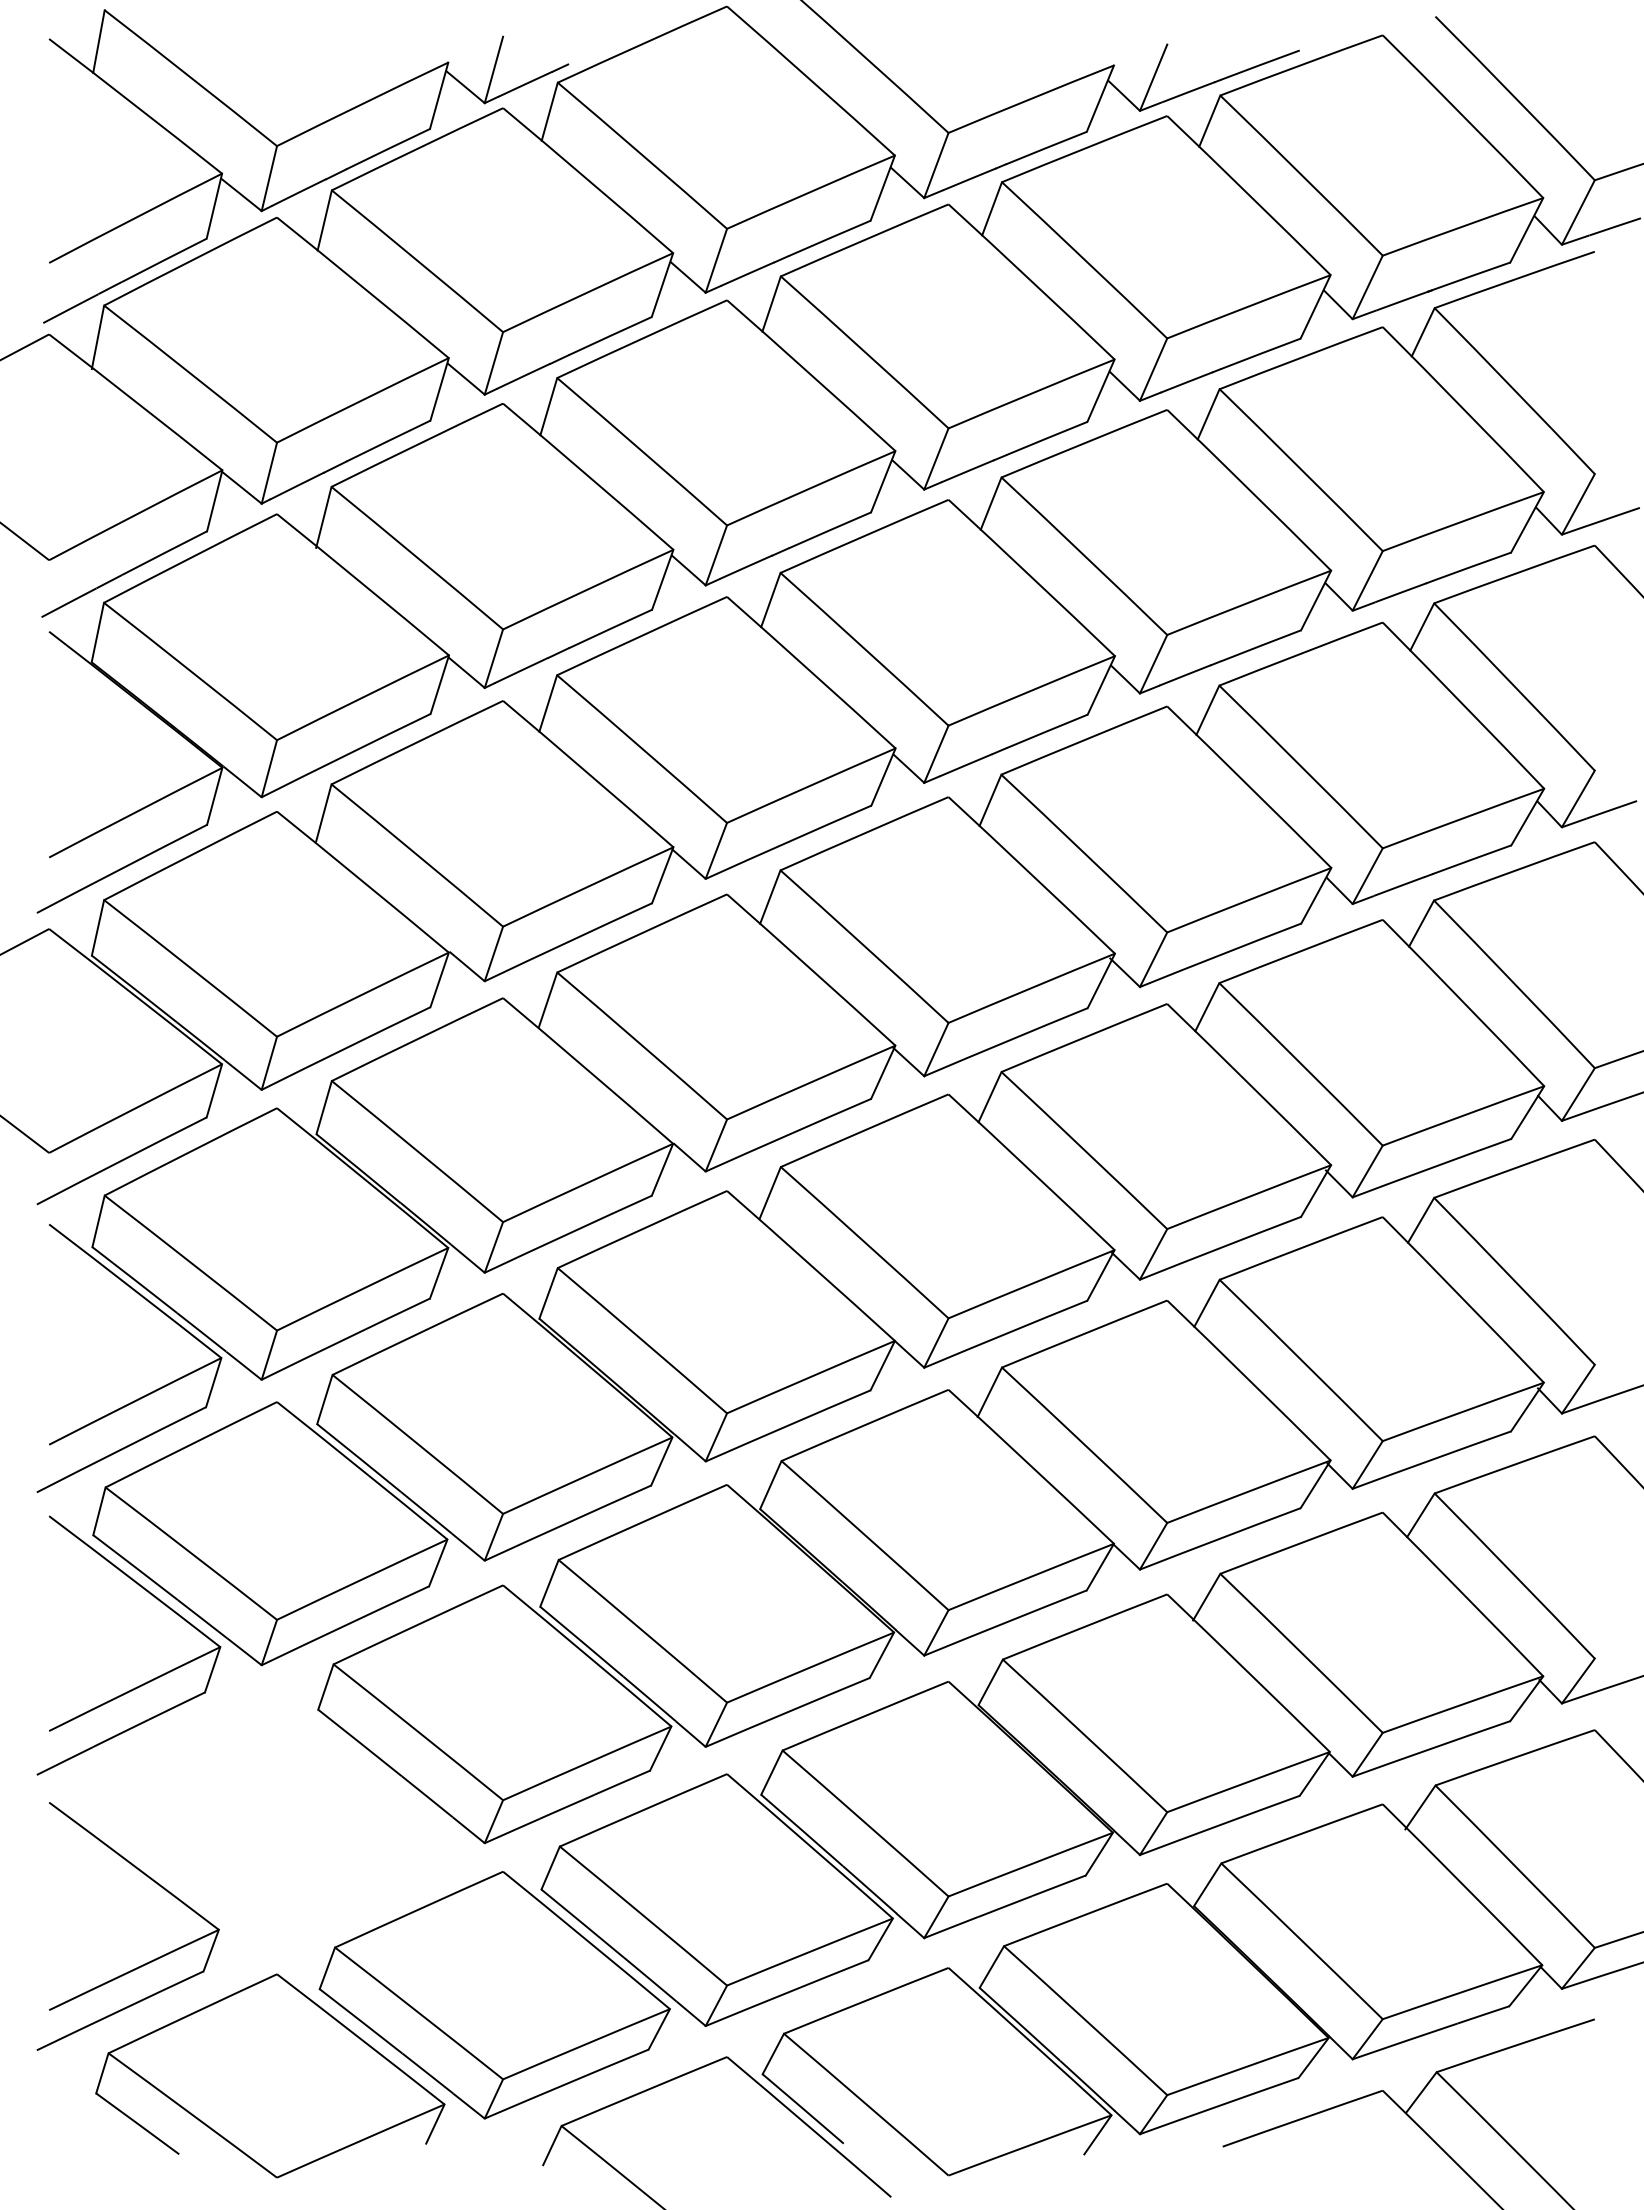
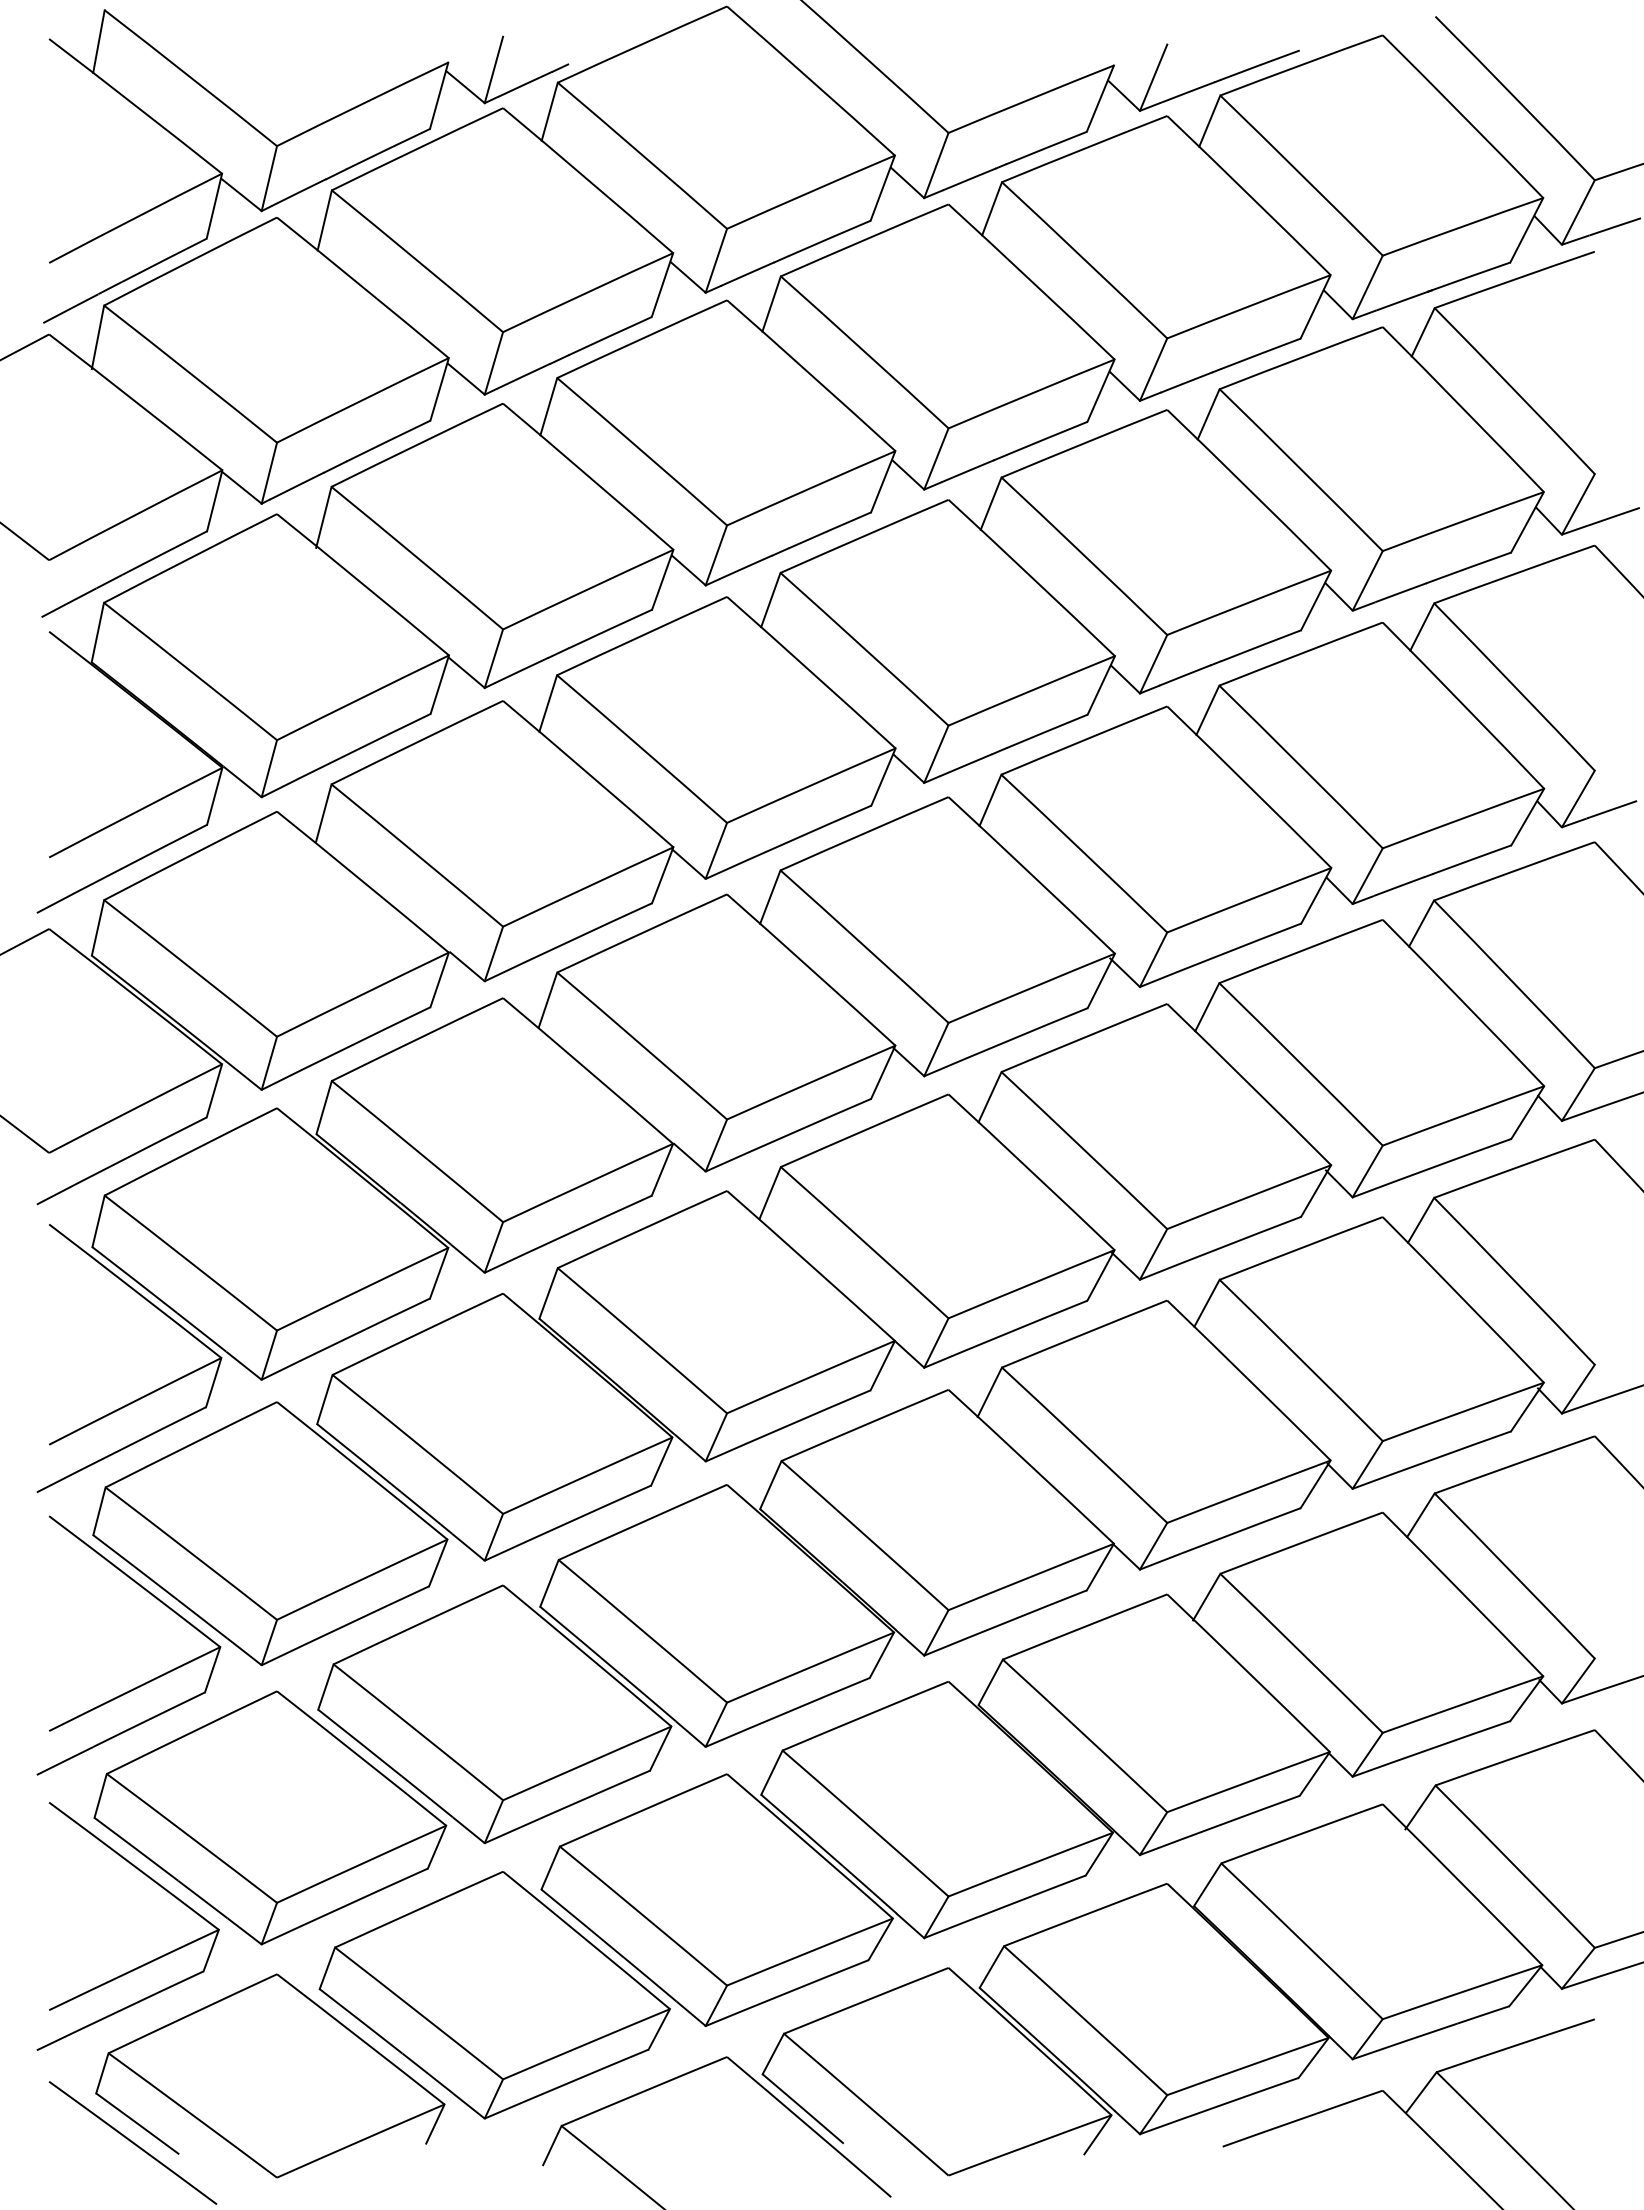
part: none -> present (270, 1817)
line: none -> present (132, 2142)
